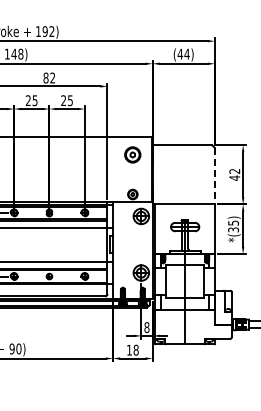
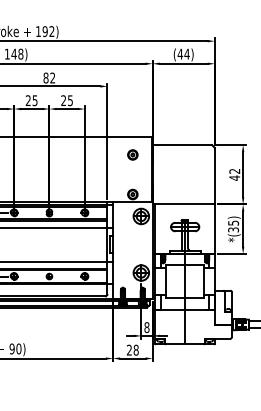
part size: 18x18 px -> 12x12 px (132, 154)
line: dashed -> solid (214, 176)
text: 18 -> 28 (129, 349)
